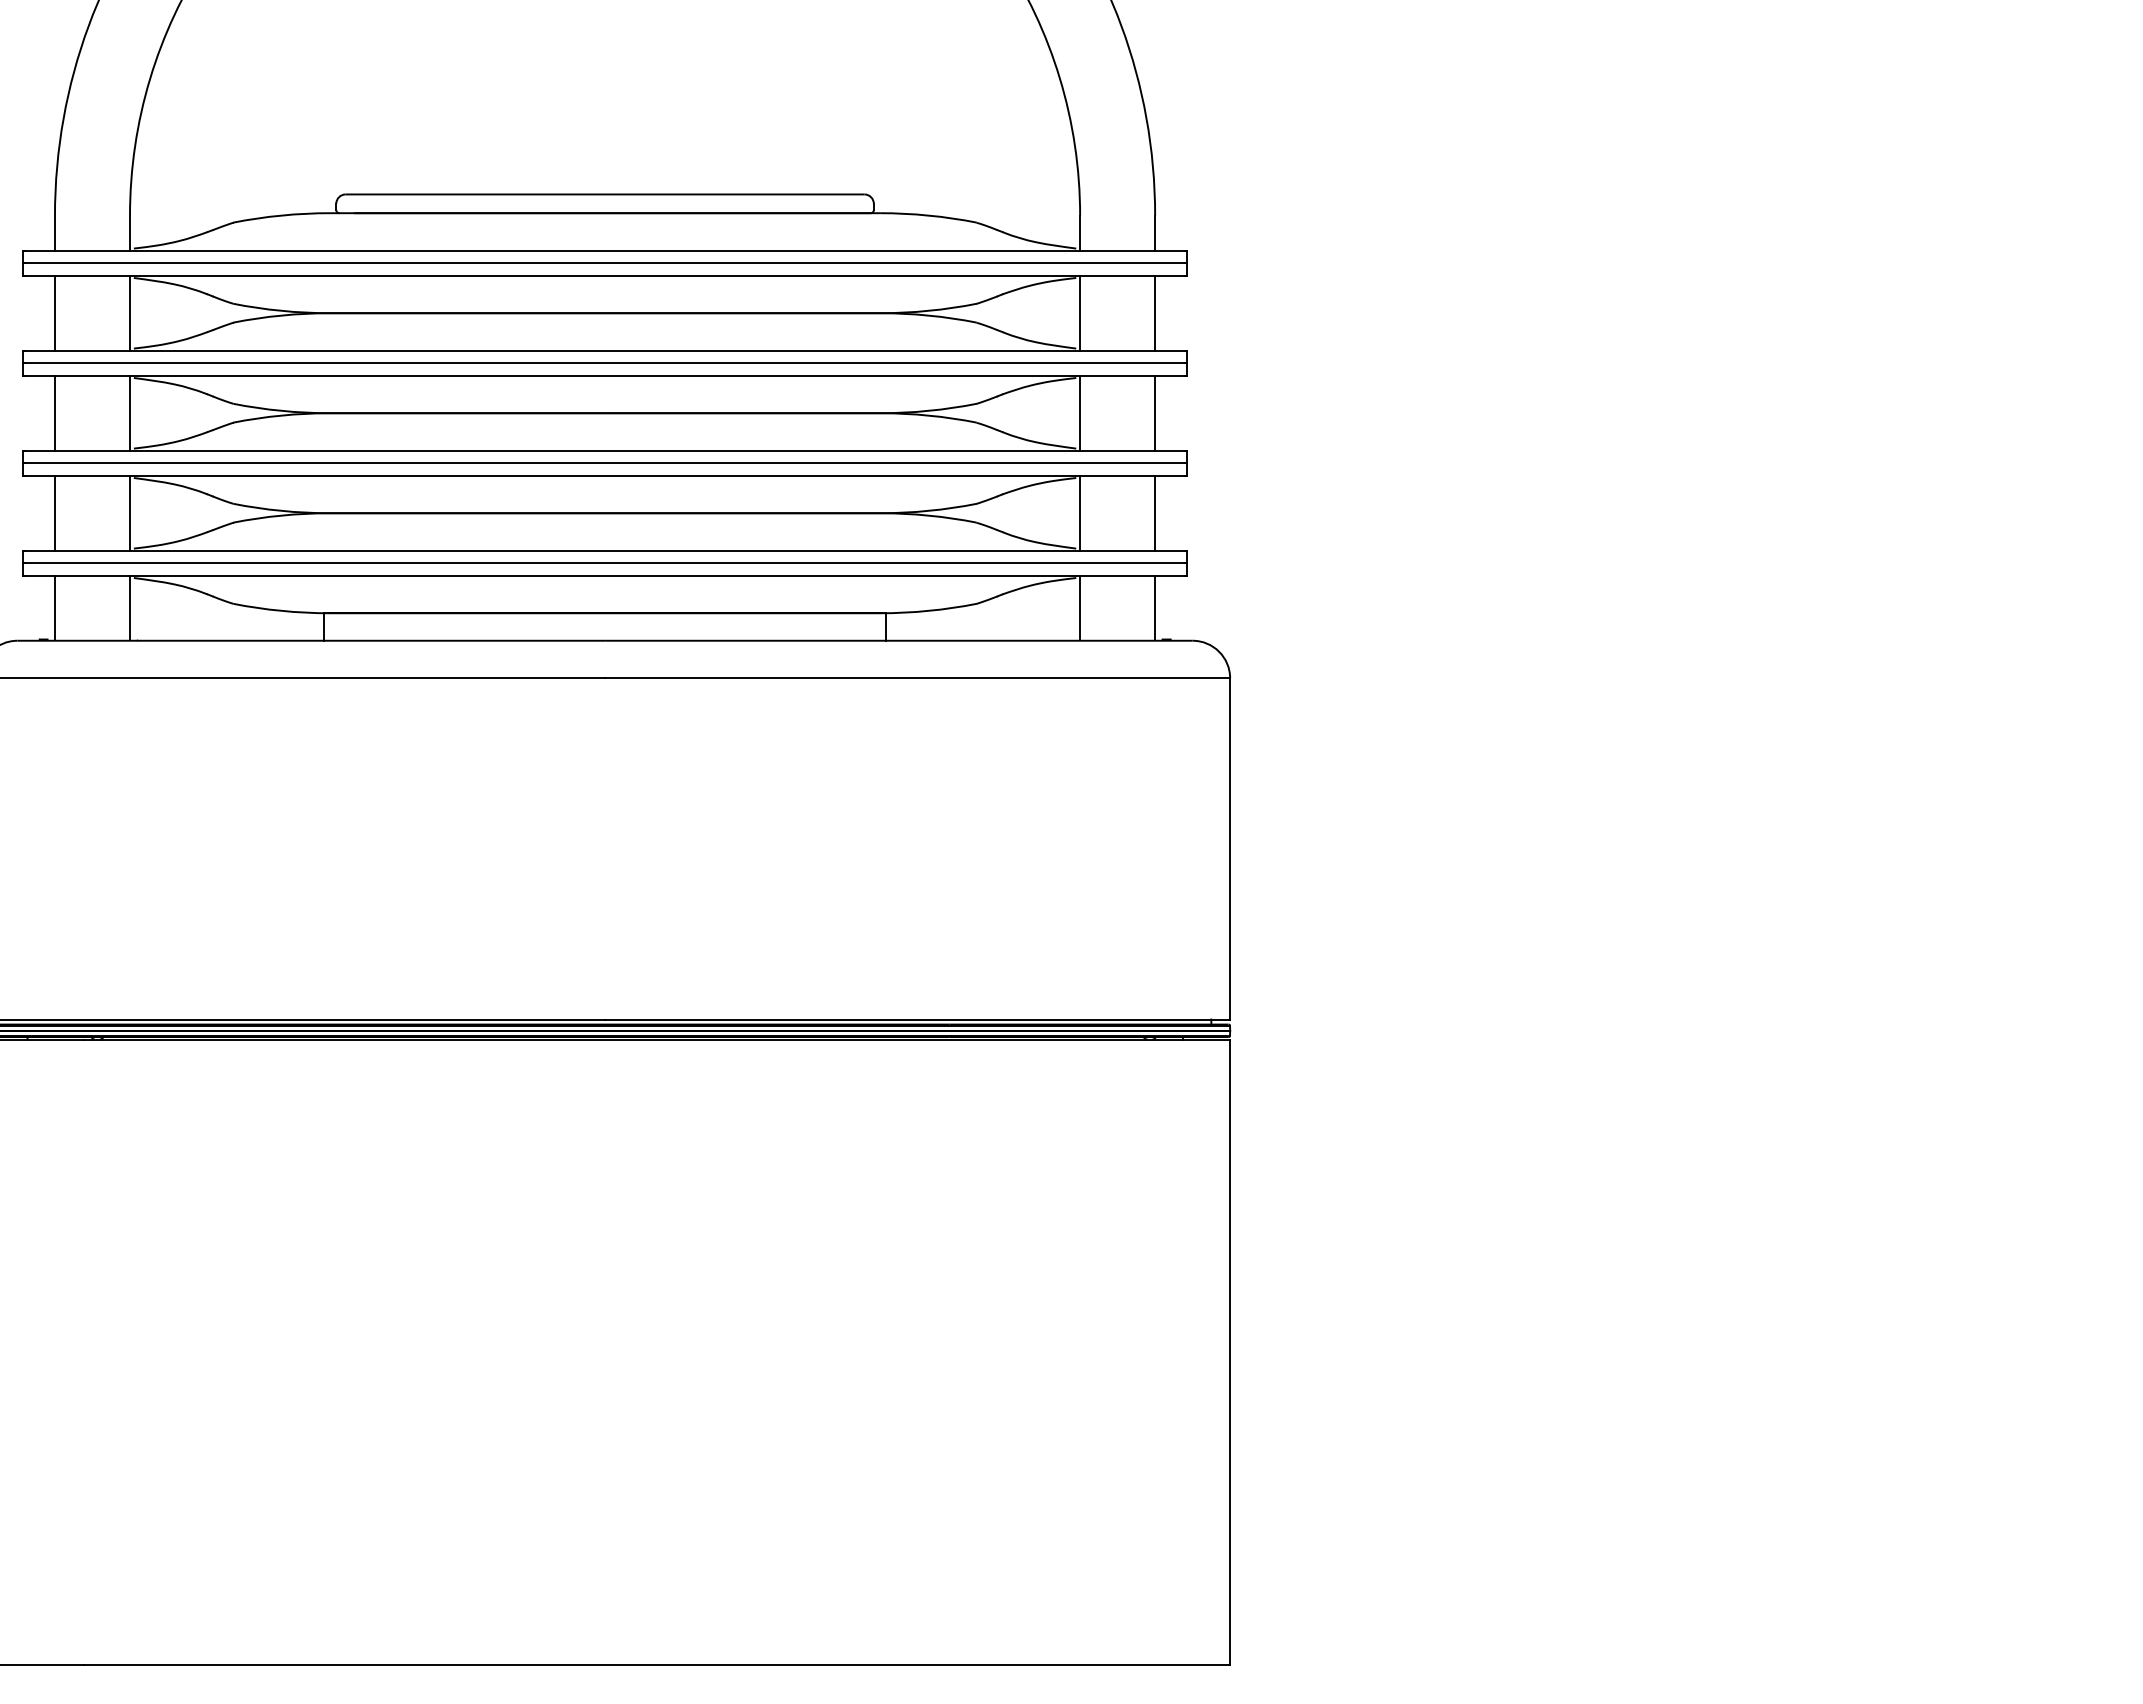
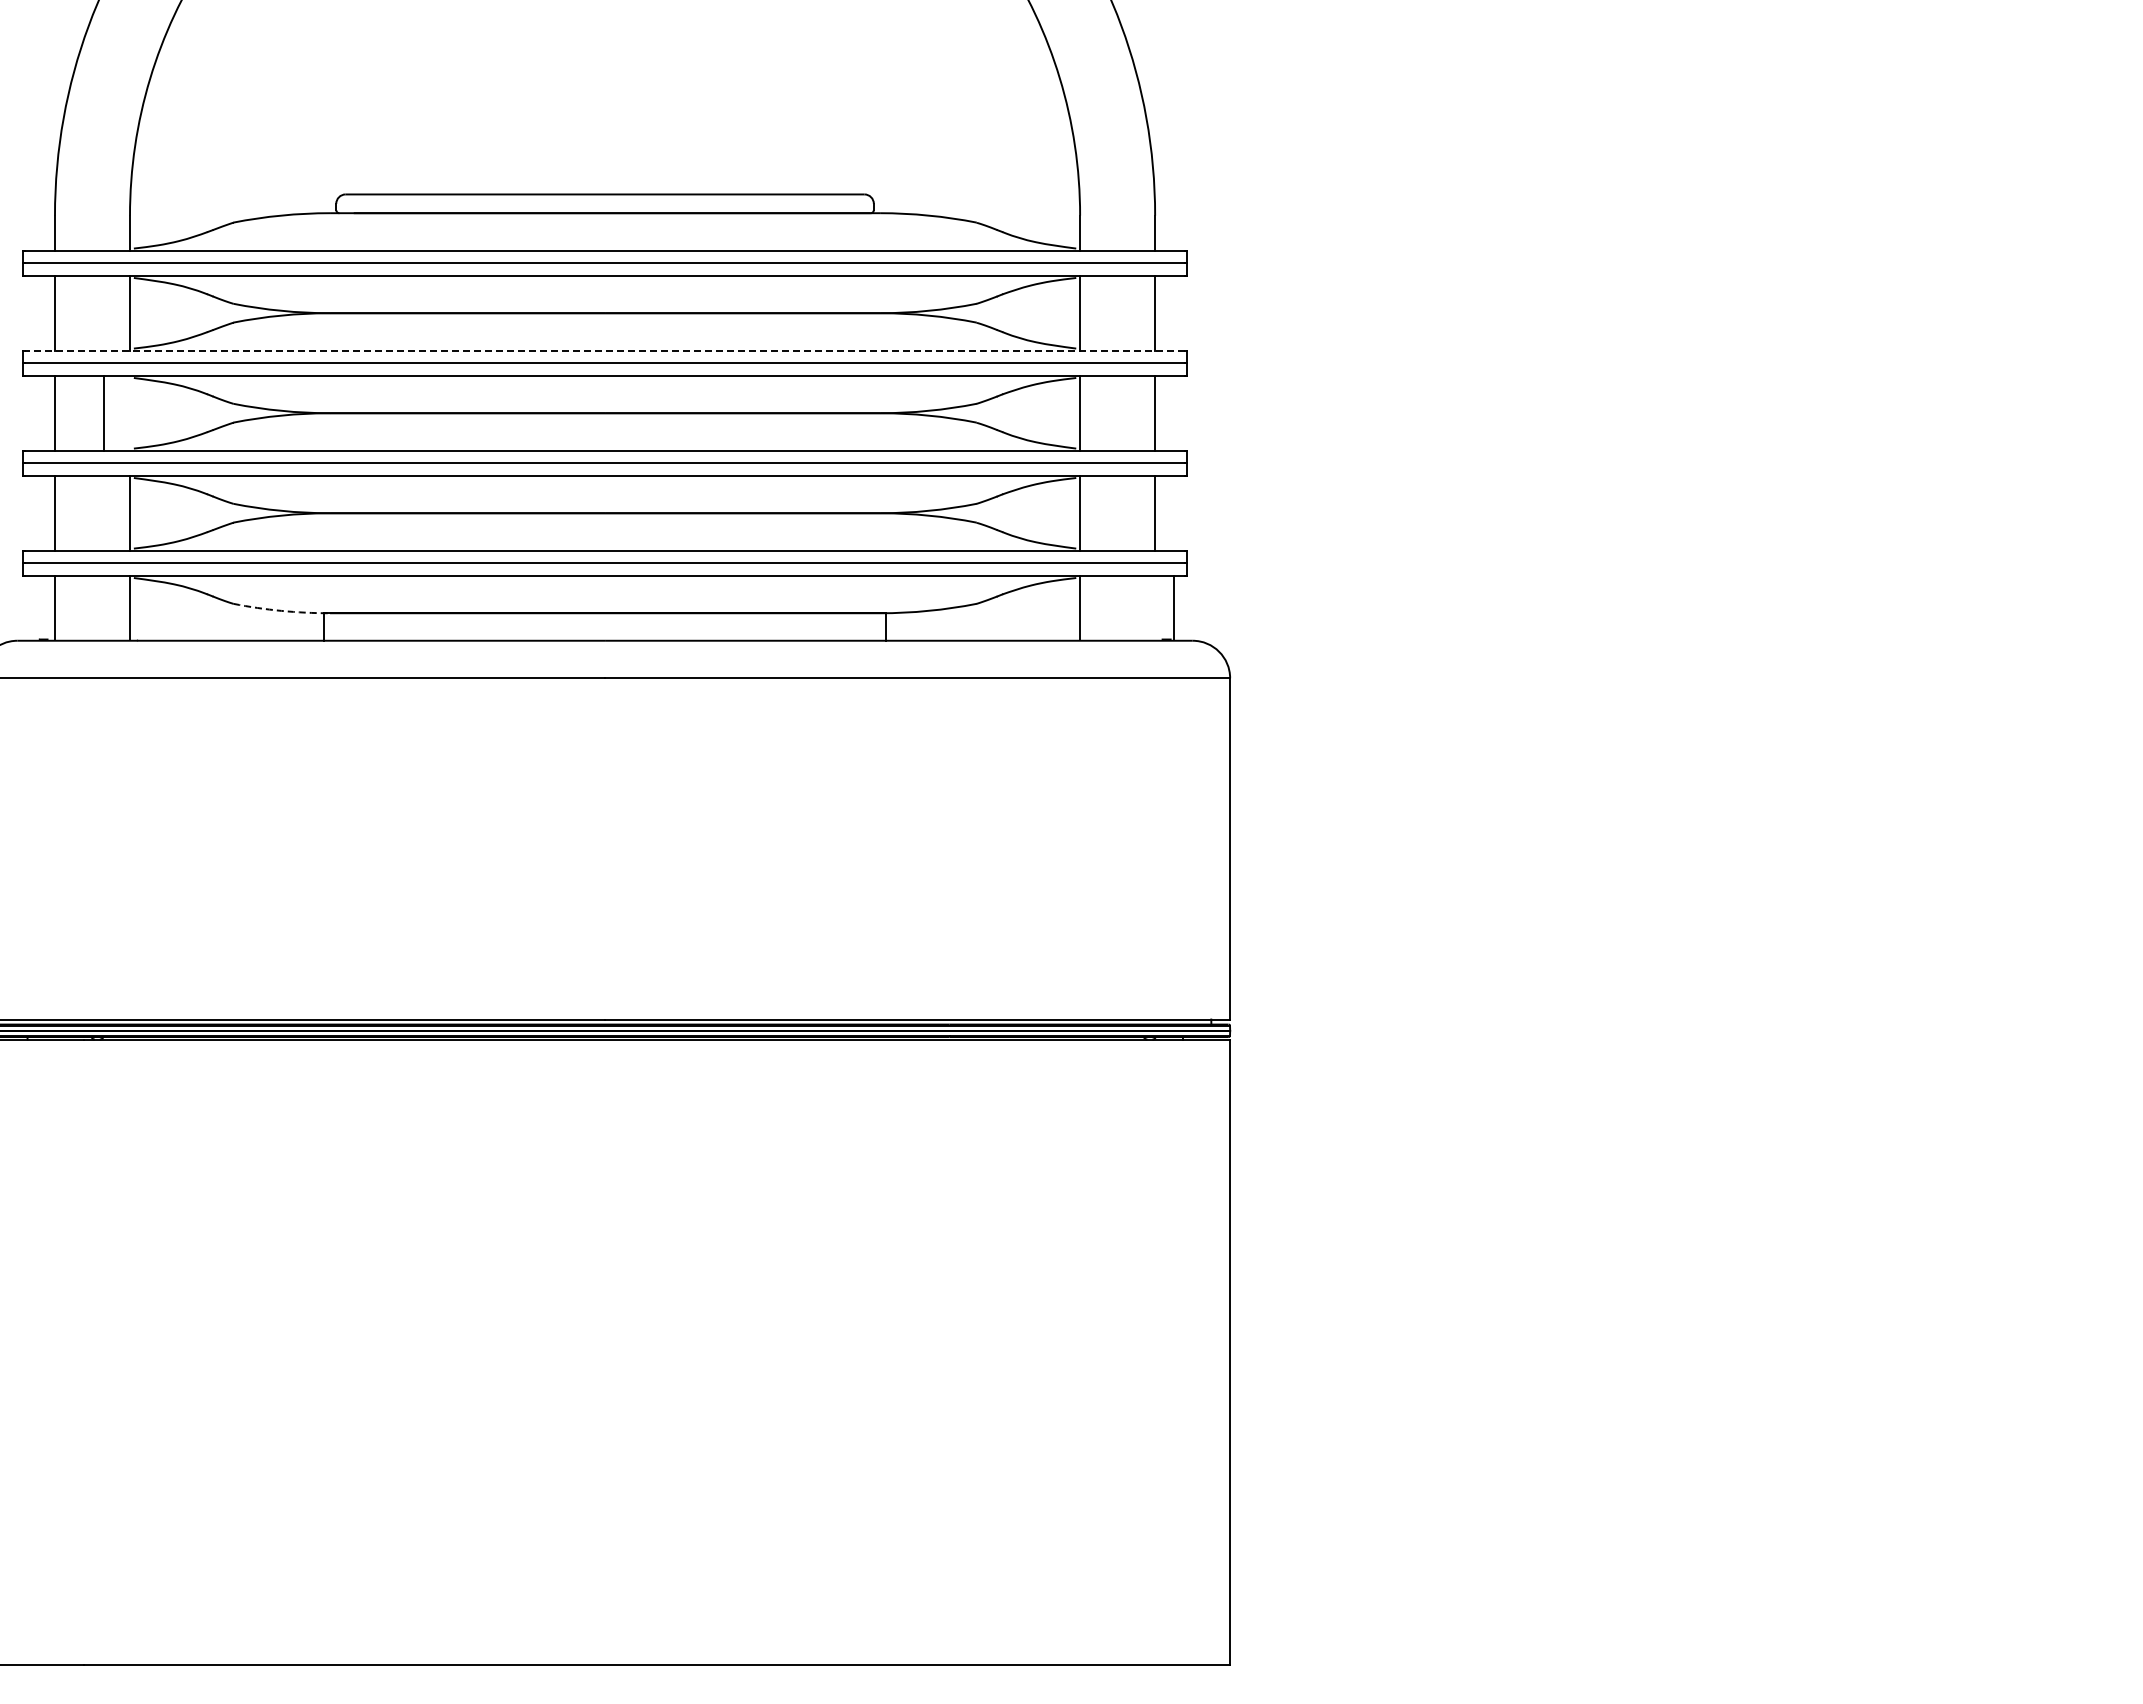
line: solid -> dashed (604, 350)
line position: (130, 412) -> (104, 412) (104, 412)
line position: (1155, 607) -> (1174, 607) (1174, 607)
arc: solid -> dashed (281, 610)
